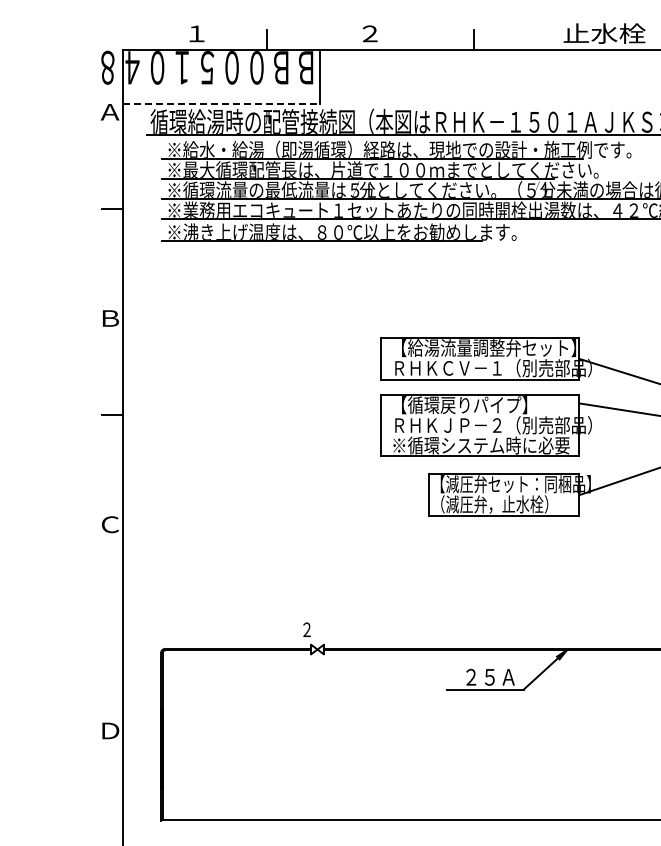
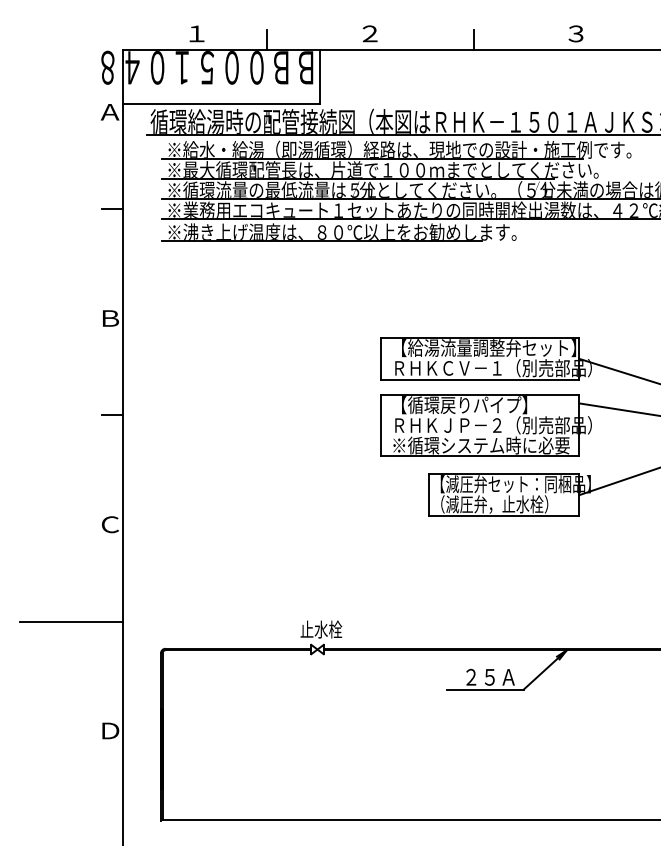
text: 止水栓 -> ３ (604, 33)
line: dashed -> solid (221, 104)
line: none -> present (70, 621)
text: ２ -> 止水栓 (321, 629)
